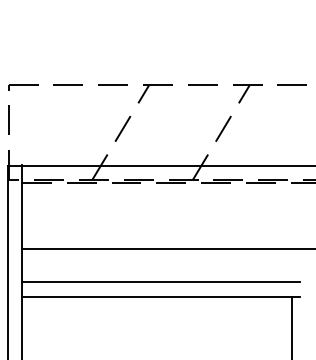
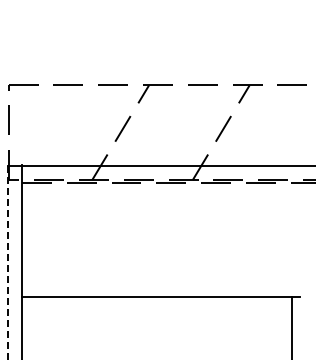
line: present -> none (166, 249)
line: solid -> dashed (7, 262)
line: present -> none (160, 282)
